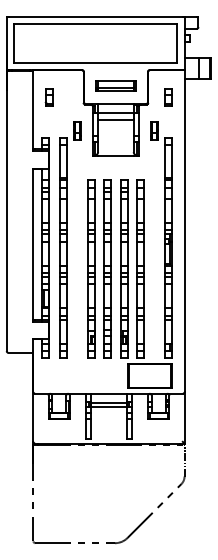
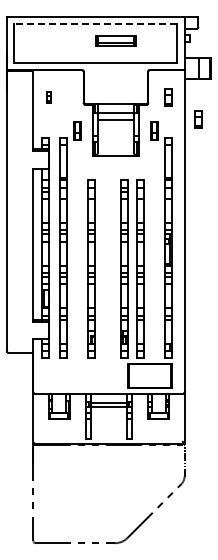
line: solid -> dashed (95, 23)
part position: (115, 85) -> (115, 40) (115, 40)
part size: 10x19 px -> 6x13 px (48, 97)
part: none -> present (198, 119)
part: present -> none (107, 268)
